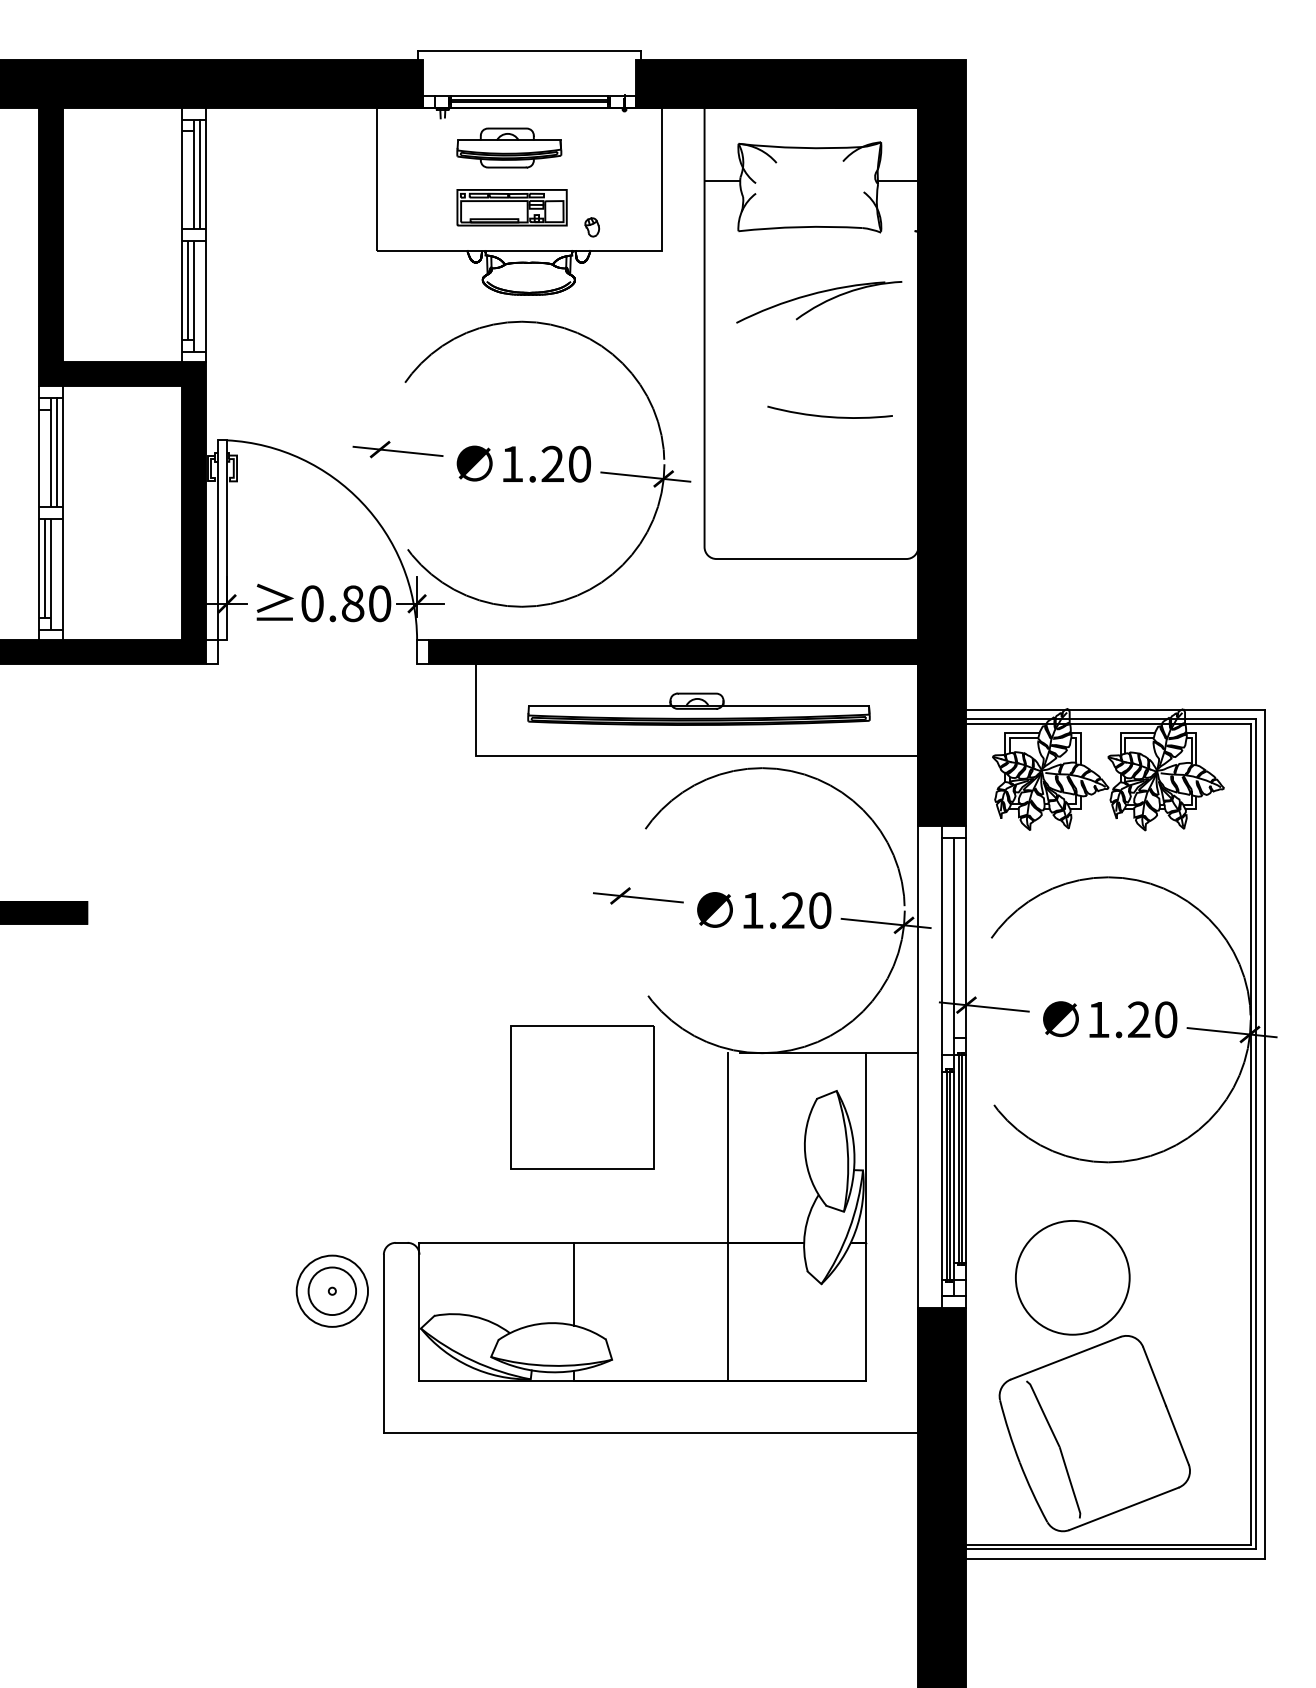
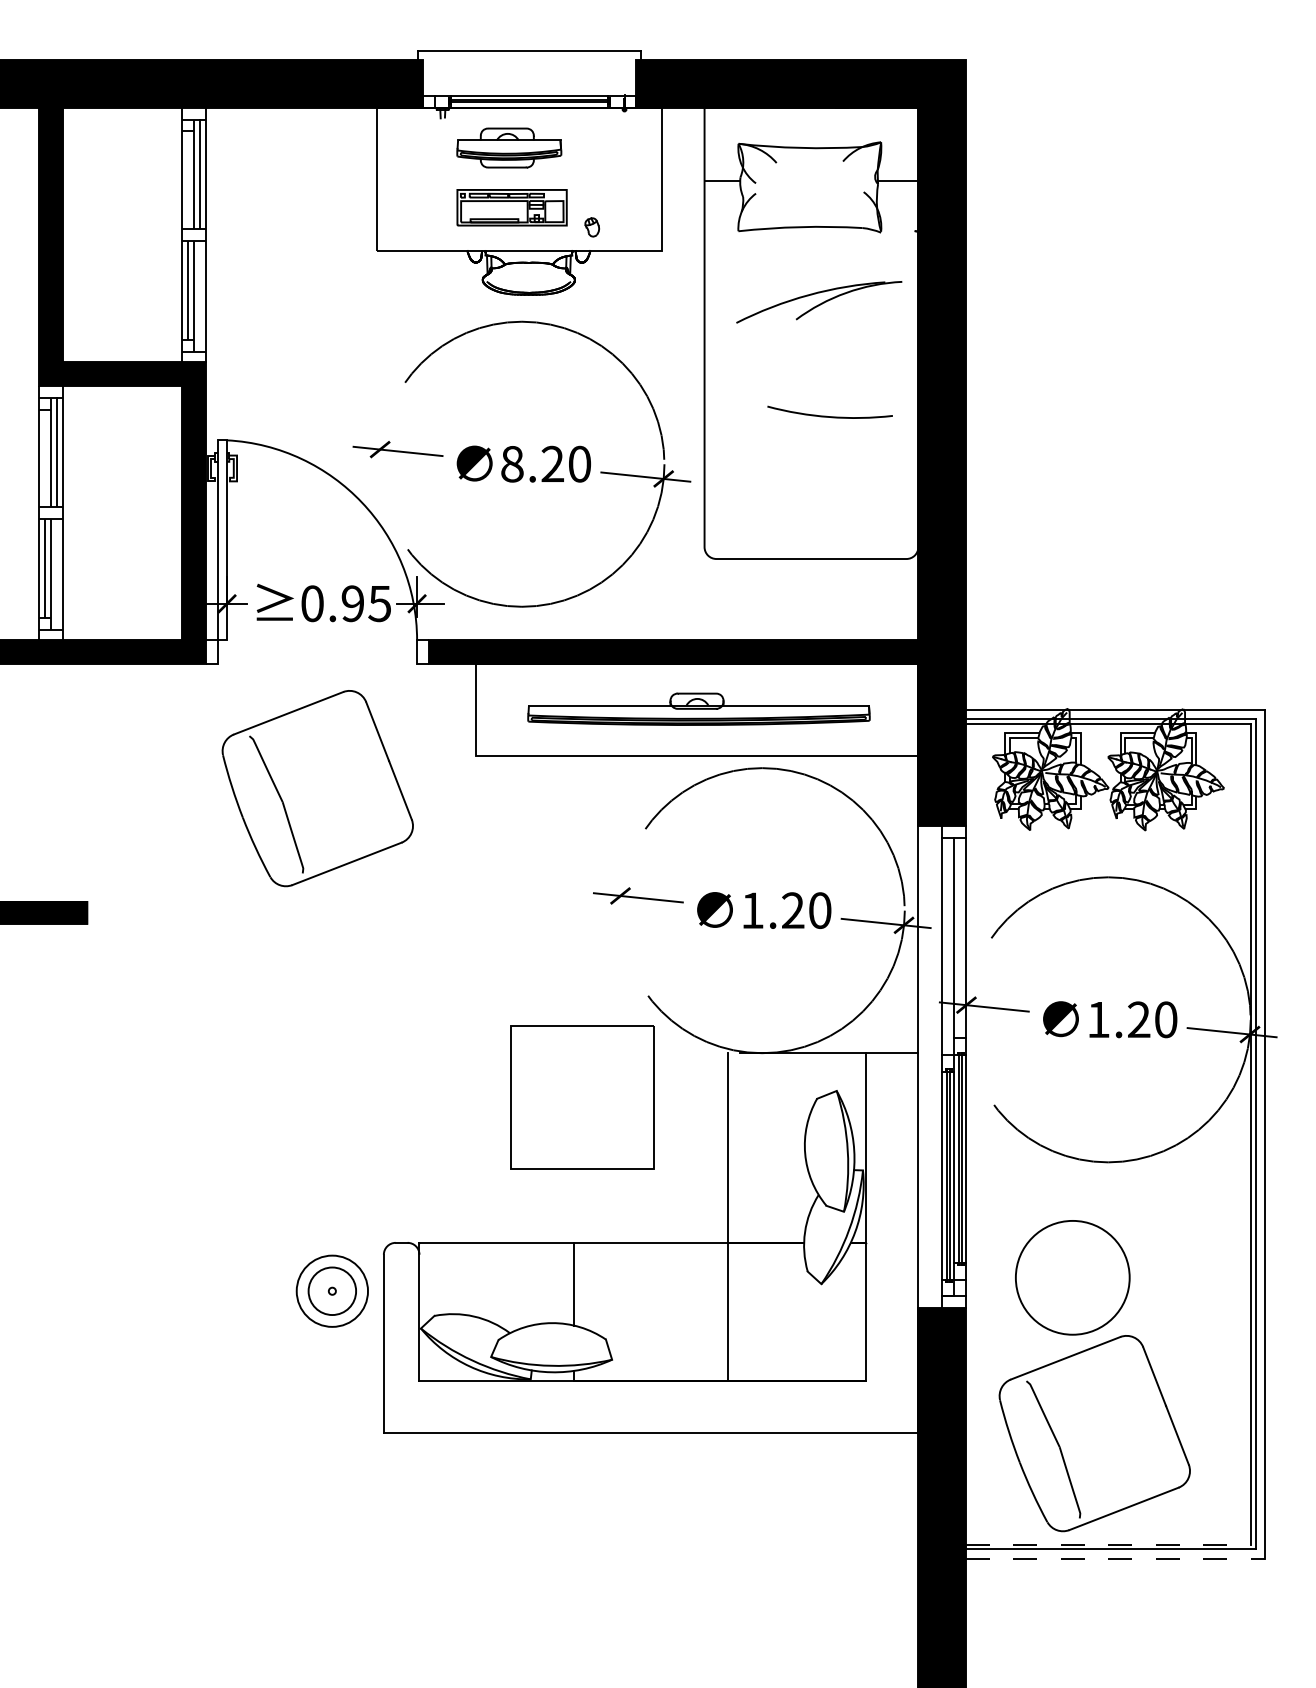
text: 1.20 -> 8.20 (512, 464)
text: 0.80 -> 0.95 (366, 603)
part: none -> present (317, 788)
line: solid -> dashed (1108, 1544)
line: solid -> dashed (1115, 1558)
